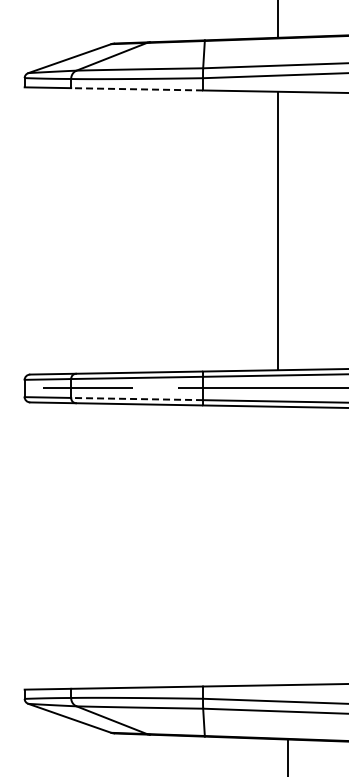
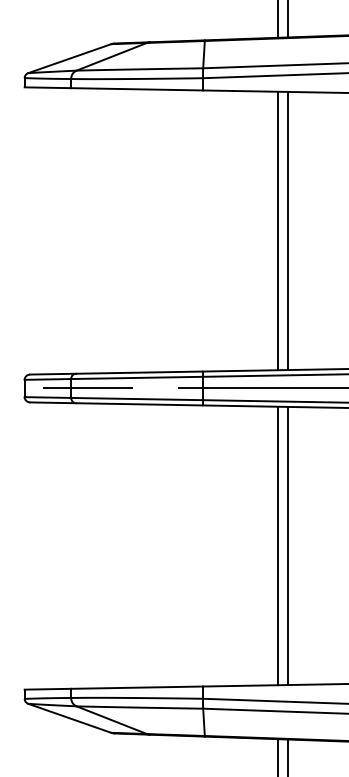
line: none -> present (288, 19)
line: dashed -> solid (137, 89)
line: none -> present (288, 230)
line: dashed -> solid (137, 399)
line: none -> present (278, 545)
line: none -> present (288, 545)
line: none -> present (278, 756)
